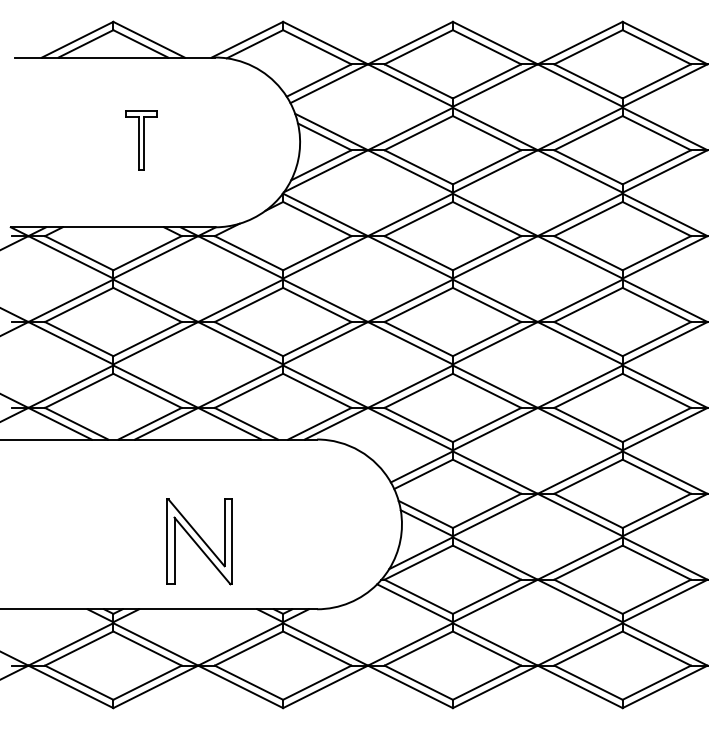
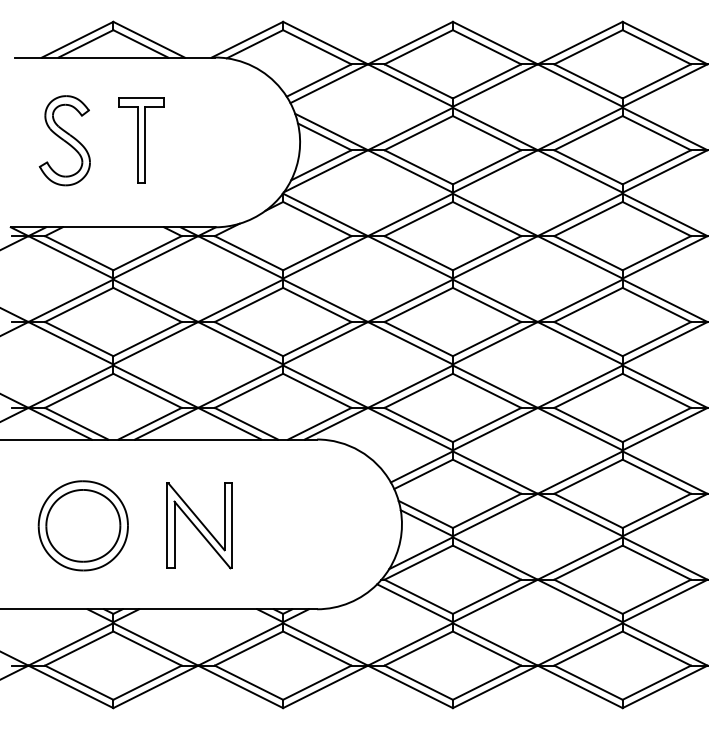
part: none -> present (64, 140)
part size: 33x61 px -> 47x87 px (141, 140)
part: none -> present (82, 525)
part position: (199, 541) -> (199, 525) (199, 525)
